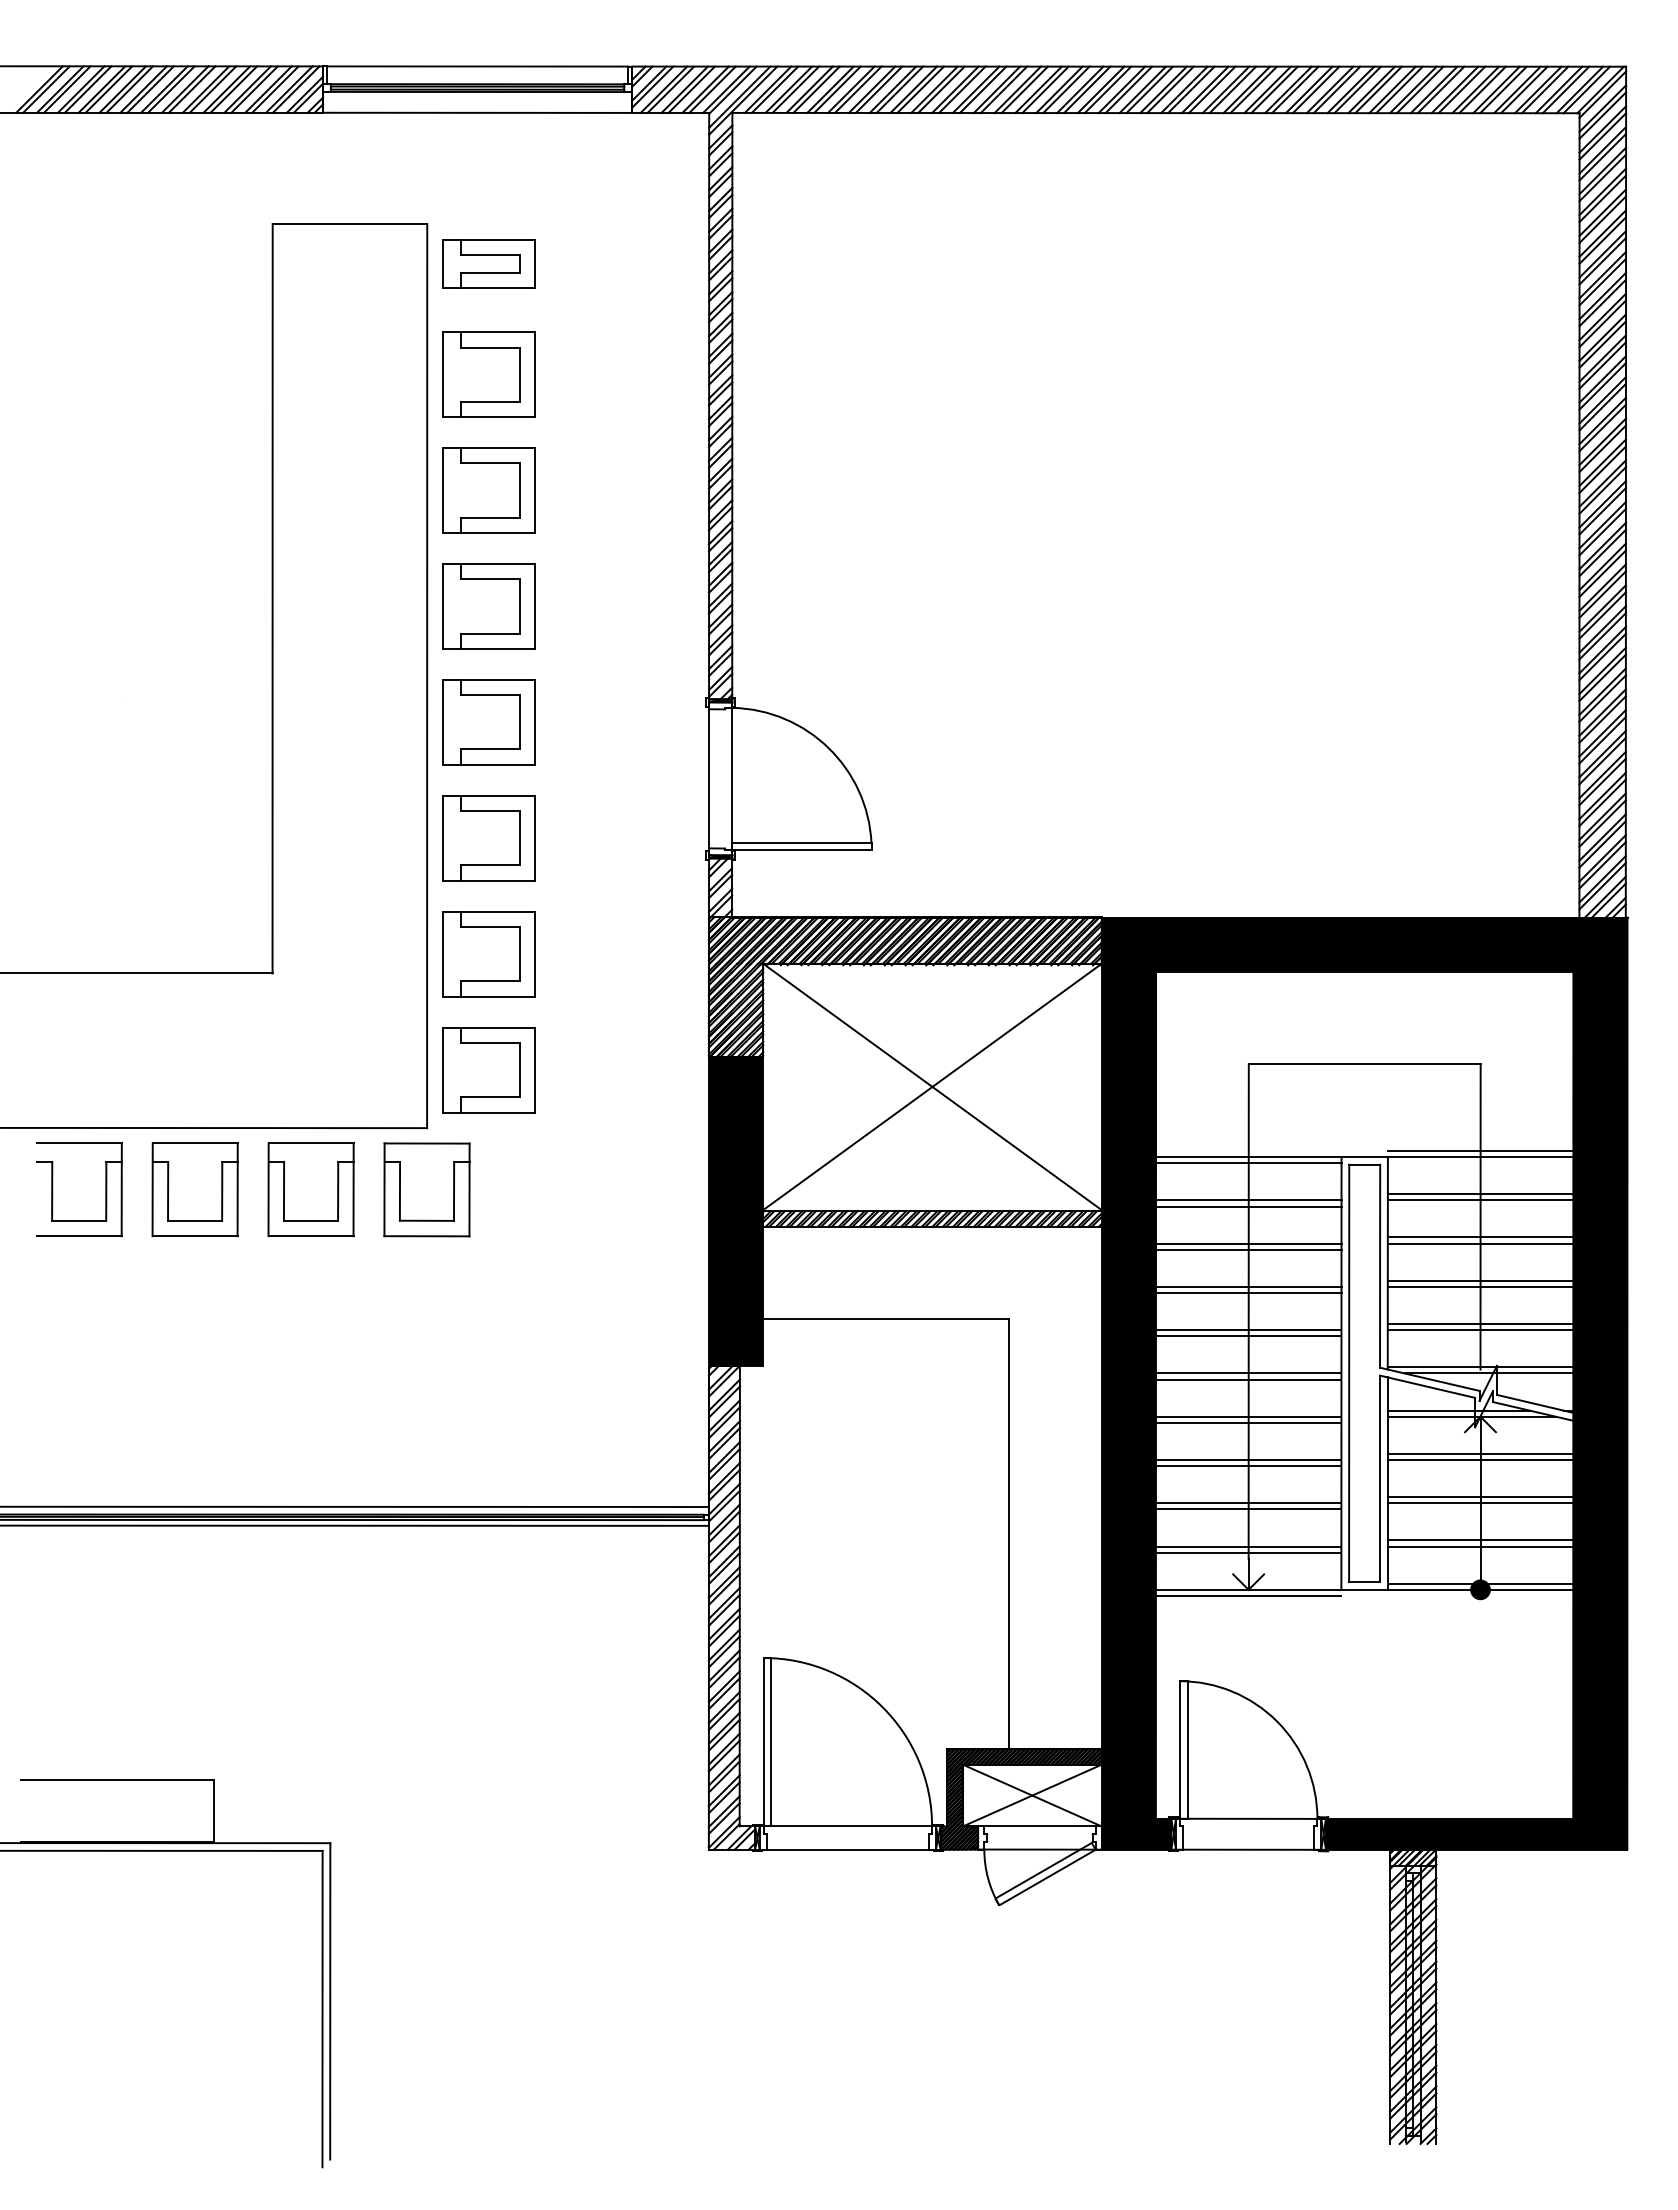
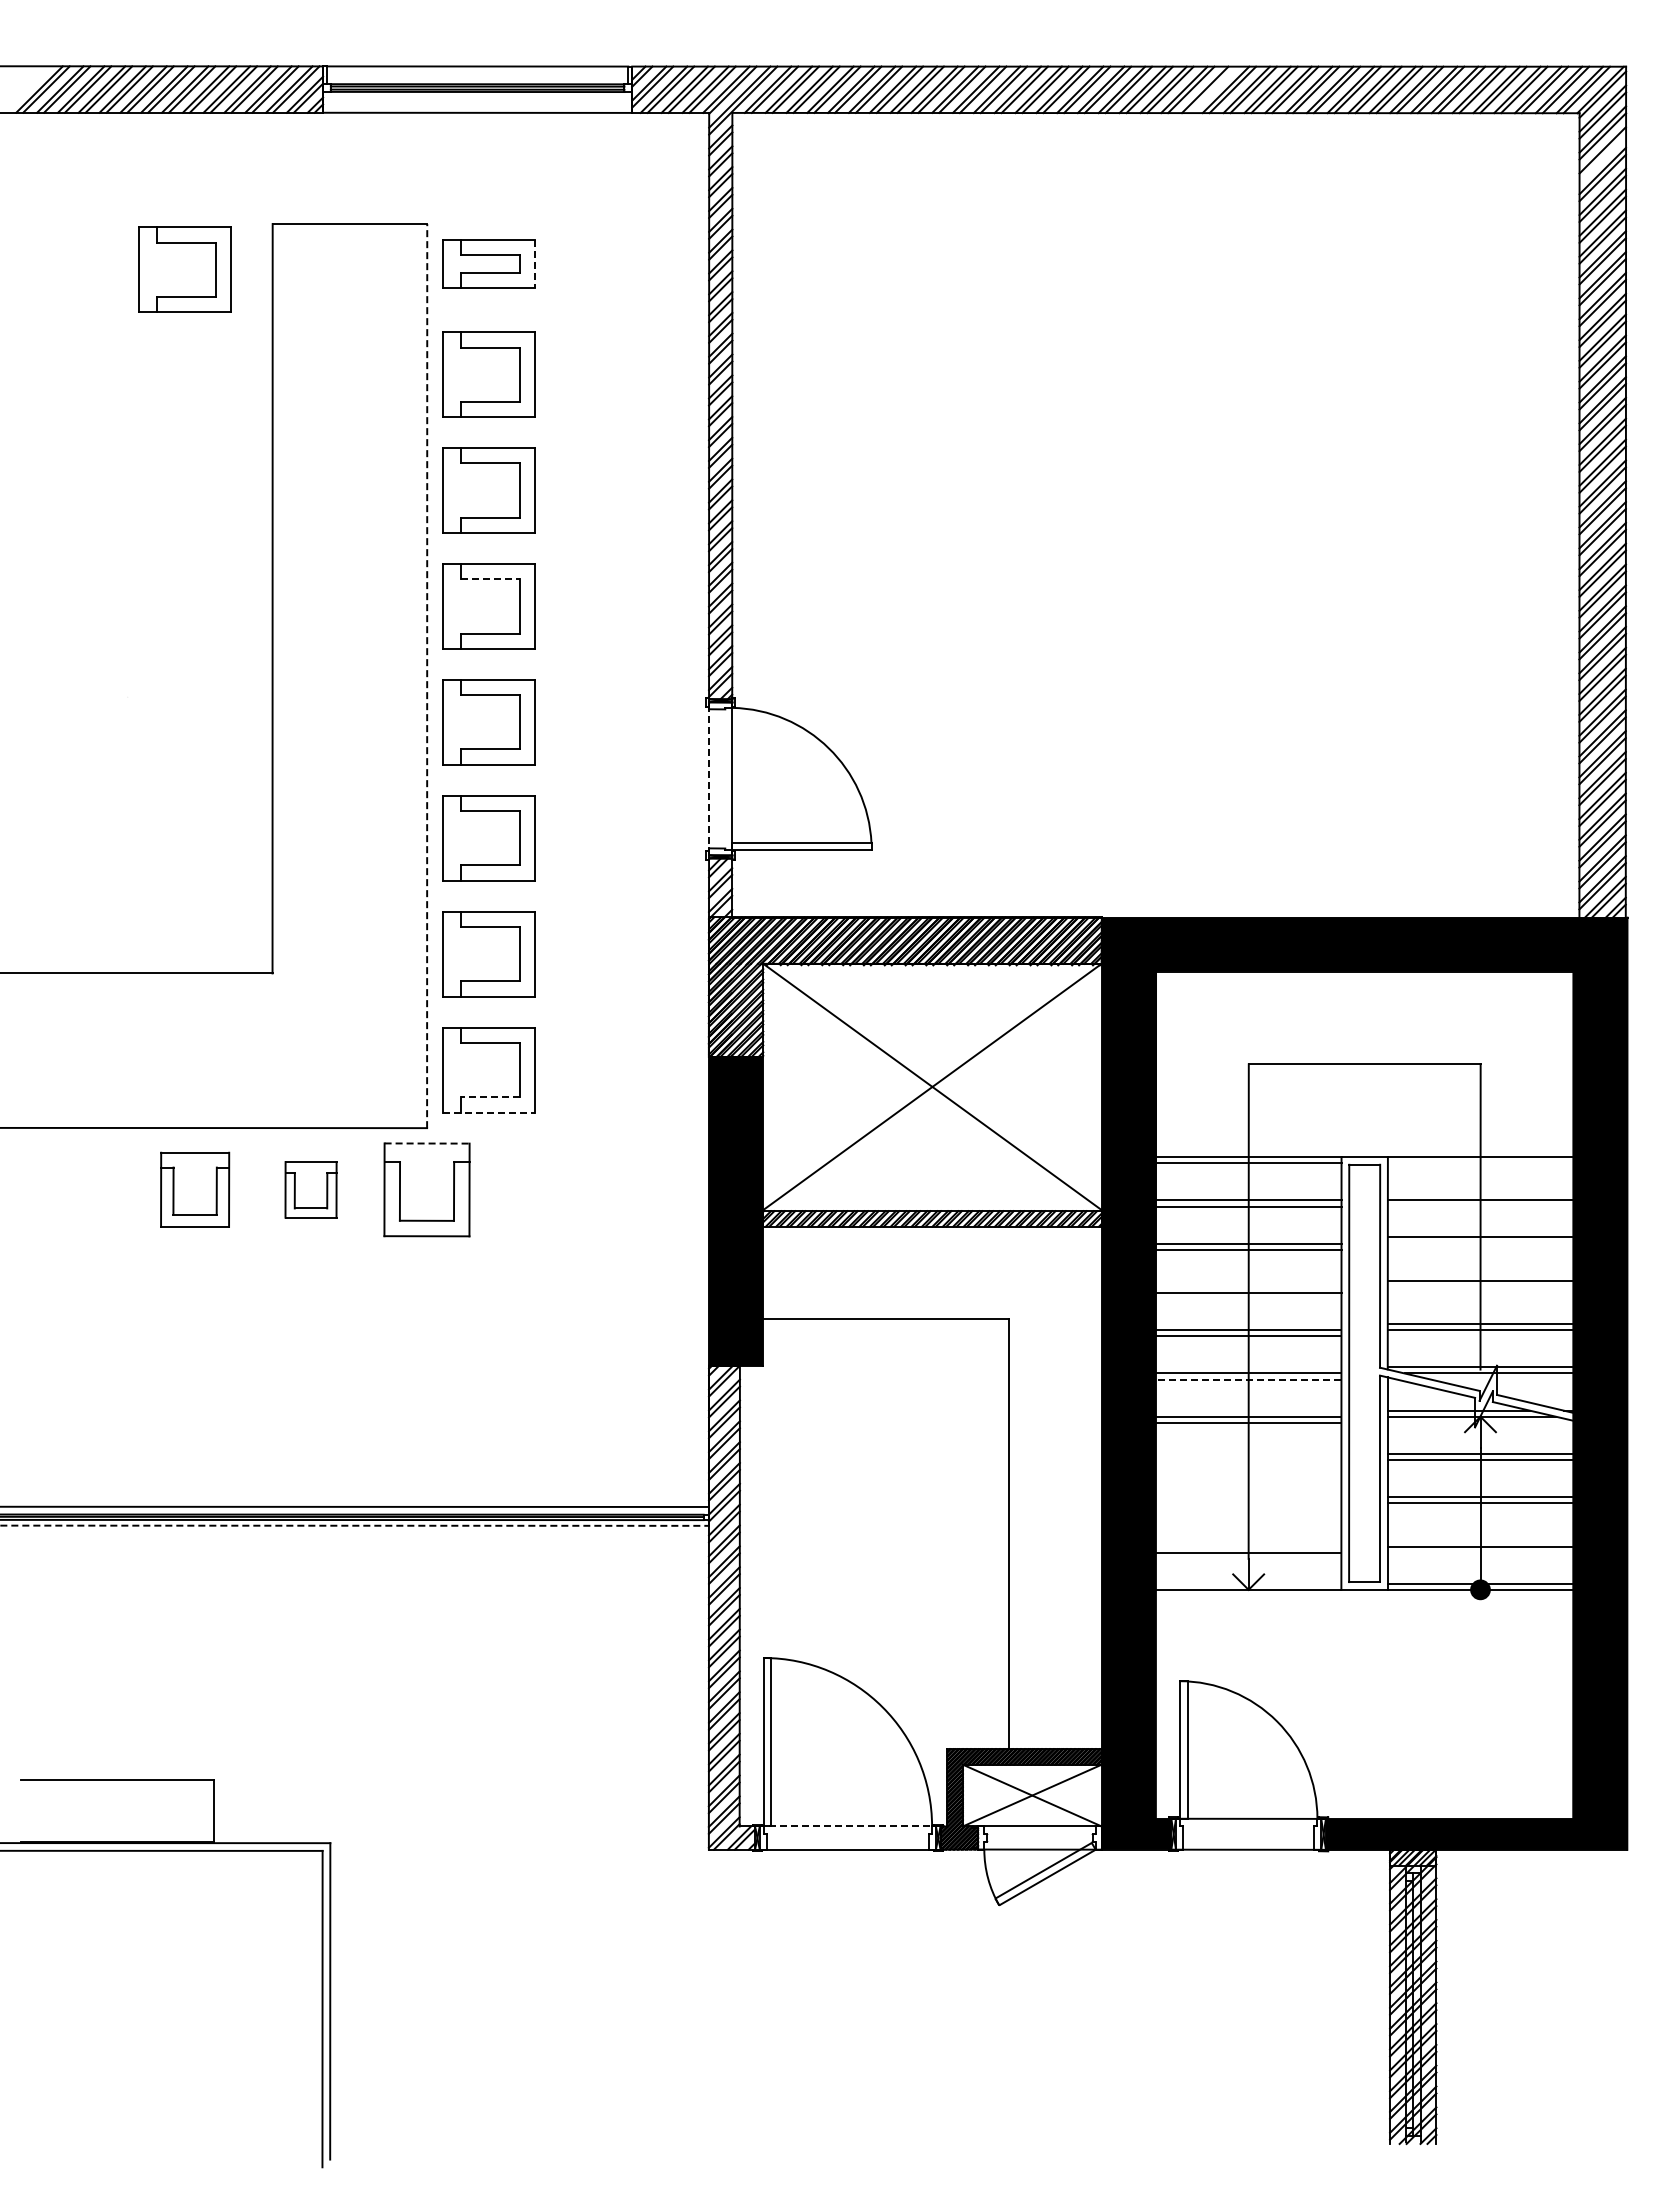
line: present -> none (1211, 89)
line: present -> none (1602, 157)
line: solid -> dashed (535, 264)
part: none -> present (184, 269)
line: solid -> dashed (491, 579)
line: solid -> dashed (427, 675)
line: solid -> dashed (709, 778)
line: solid -> dashed (489, 1097)
line: solid -> dashed (489, 1112)
line: solid -> dashed (427, 1143)
line: present -> none (1480, 1150)
part: present -> none (53, 1189)
part size: 88x96 px -> 71x77 px (195, 1189)
part size: 88x96 px -> 54x58 px (310, 1189)
line: present -> none (1480, 1194)
line: present -> none (1480, 1243)
line: present -> none (1248, 1286)
line: present -> none (1480, 1286)
line: solid -> dashed (1248, 1379)
line: present -> none (1248, 1460)
line: present -> none (1248, 1466)
line: present -> none (1248, 1503)
line: present -> none (1248, 1509)
line: solid -> dashed (355, 1525)
line: present -> none (1480, 1540)
line: present -> none (1248, 1546)
line: present -> none (1248, 1596)
line: solid -> dashed (847, 1826)
